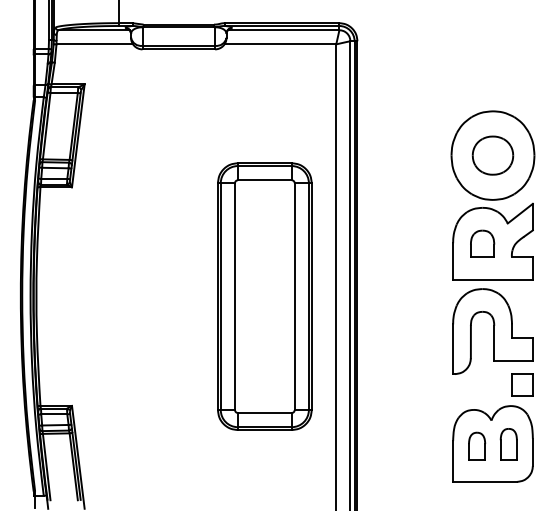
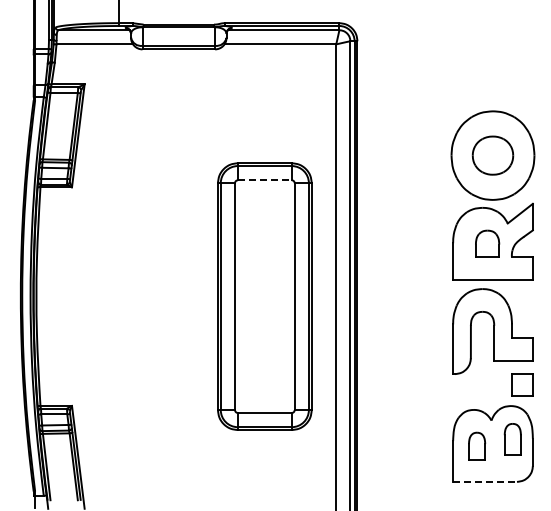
line: solid -> dashed (264, 180)
part position: (482, 243) -> (487, 243) (487, 243)
part position: (508, 444) -> (512, 439) (512, 439)
line: solid -> dashed (485, 481)
